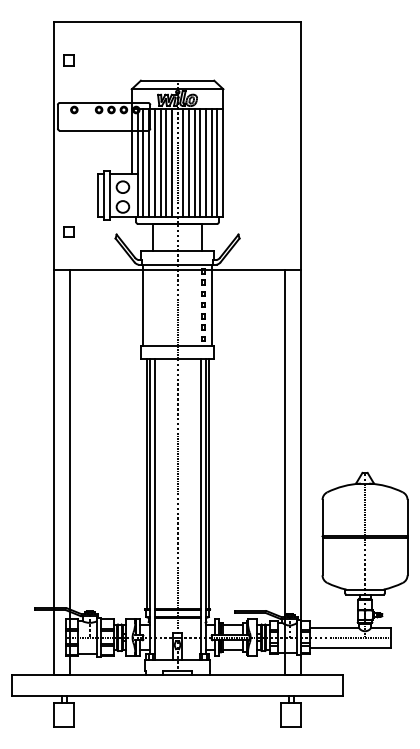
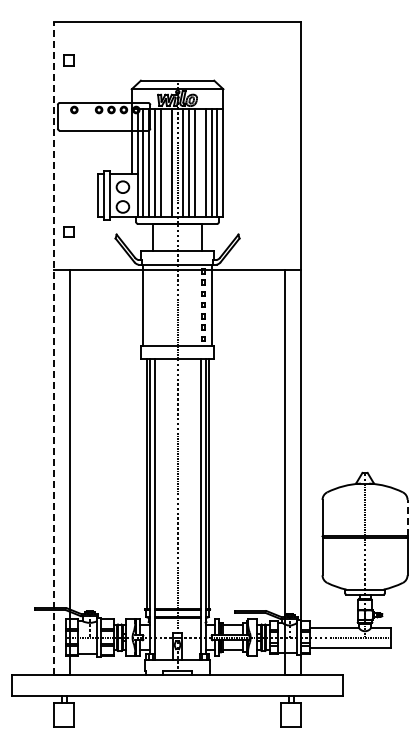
line: present -> none (166, 162)
line: present -> none (200, 162)
line: solid -> dashed (53, 348)
line: solid -> dashed (407, 517)
